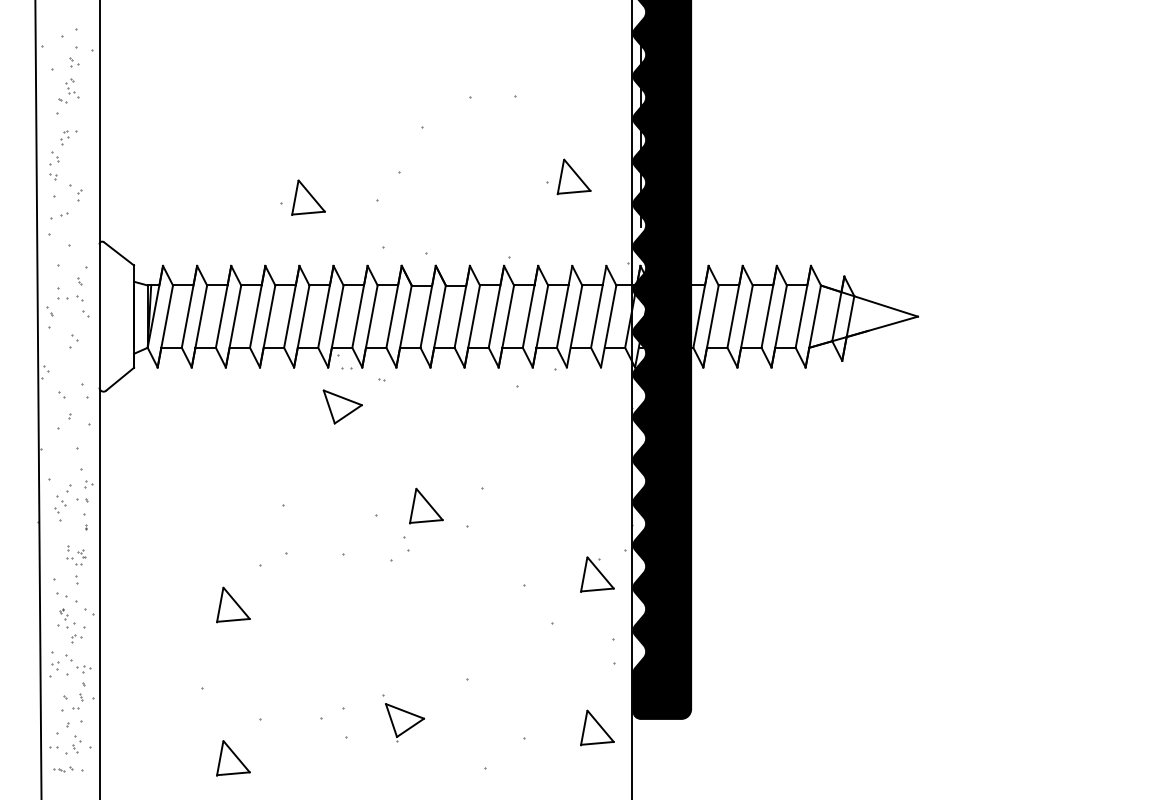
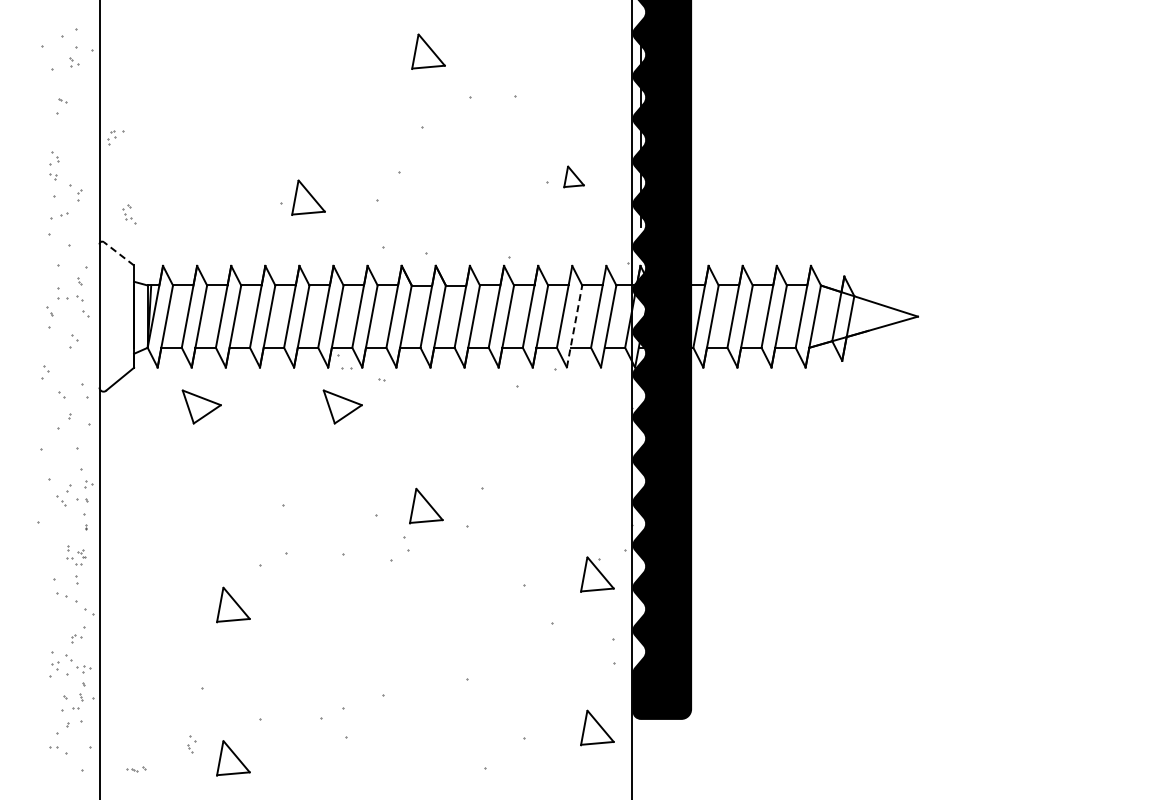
part: none -> present (428, 51)
part position: (72, 88) -> (129, 214) (129, 214)
part position: (68, 137) -> (115, 137) (115, 137)
part size: 36x38 px -> 22x24 px (573, 176)
line: solid -> dashed (119, 253)
line: solid -> dashed (574, 326)
line: present -> none (38, 399)
part: none -> present (201, 406)
part: present -> none (57, 514)
part: present -> none (66, 618)
part: present -> none (405, 722)
part position: (76, 744) -> (191, 744) (191, 744)
part position: (63, 769) -> (136, 769) (136, 769)
